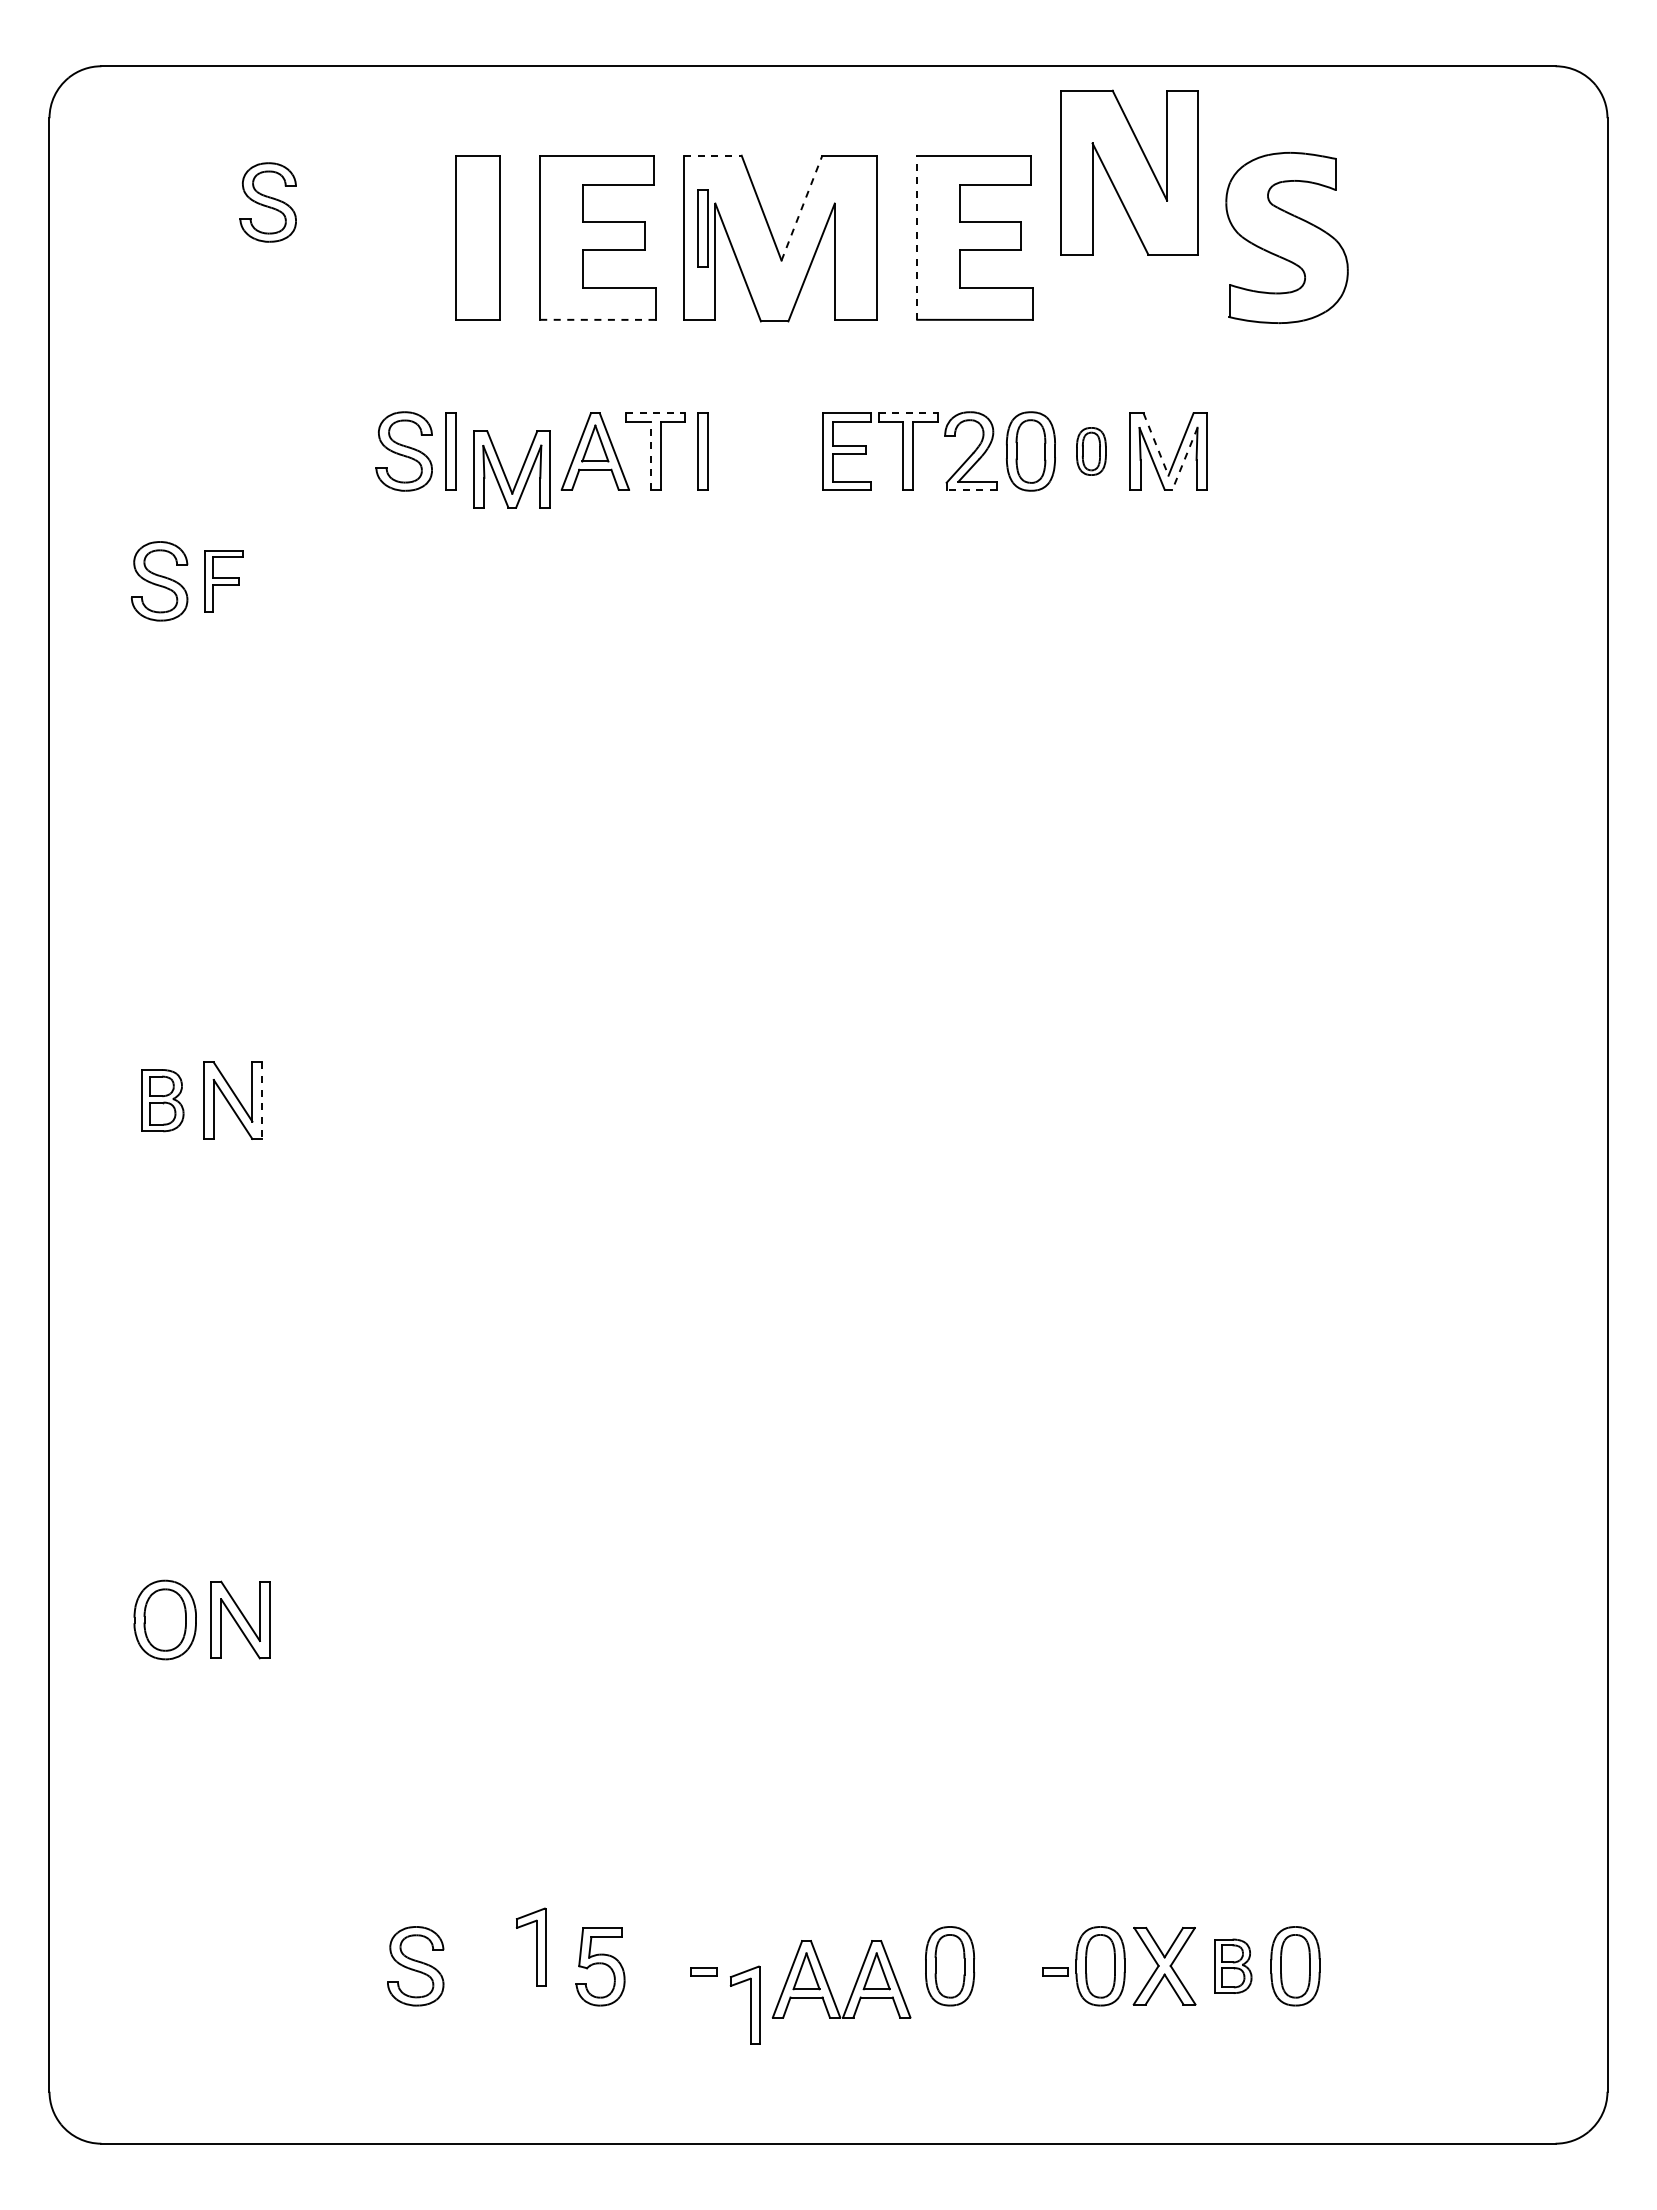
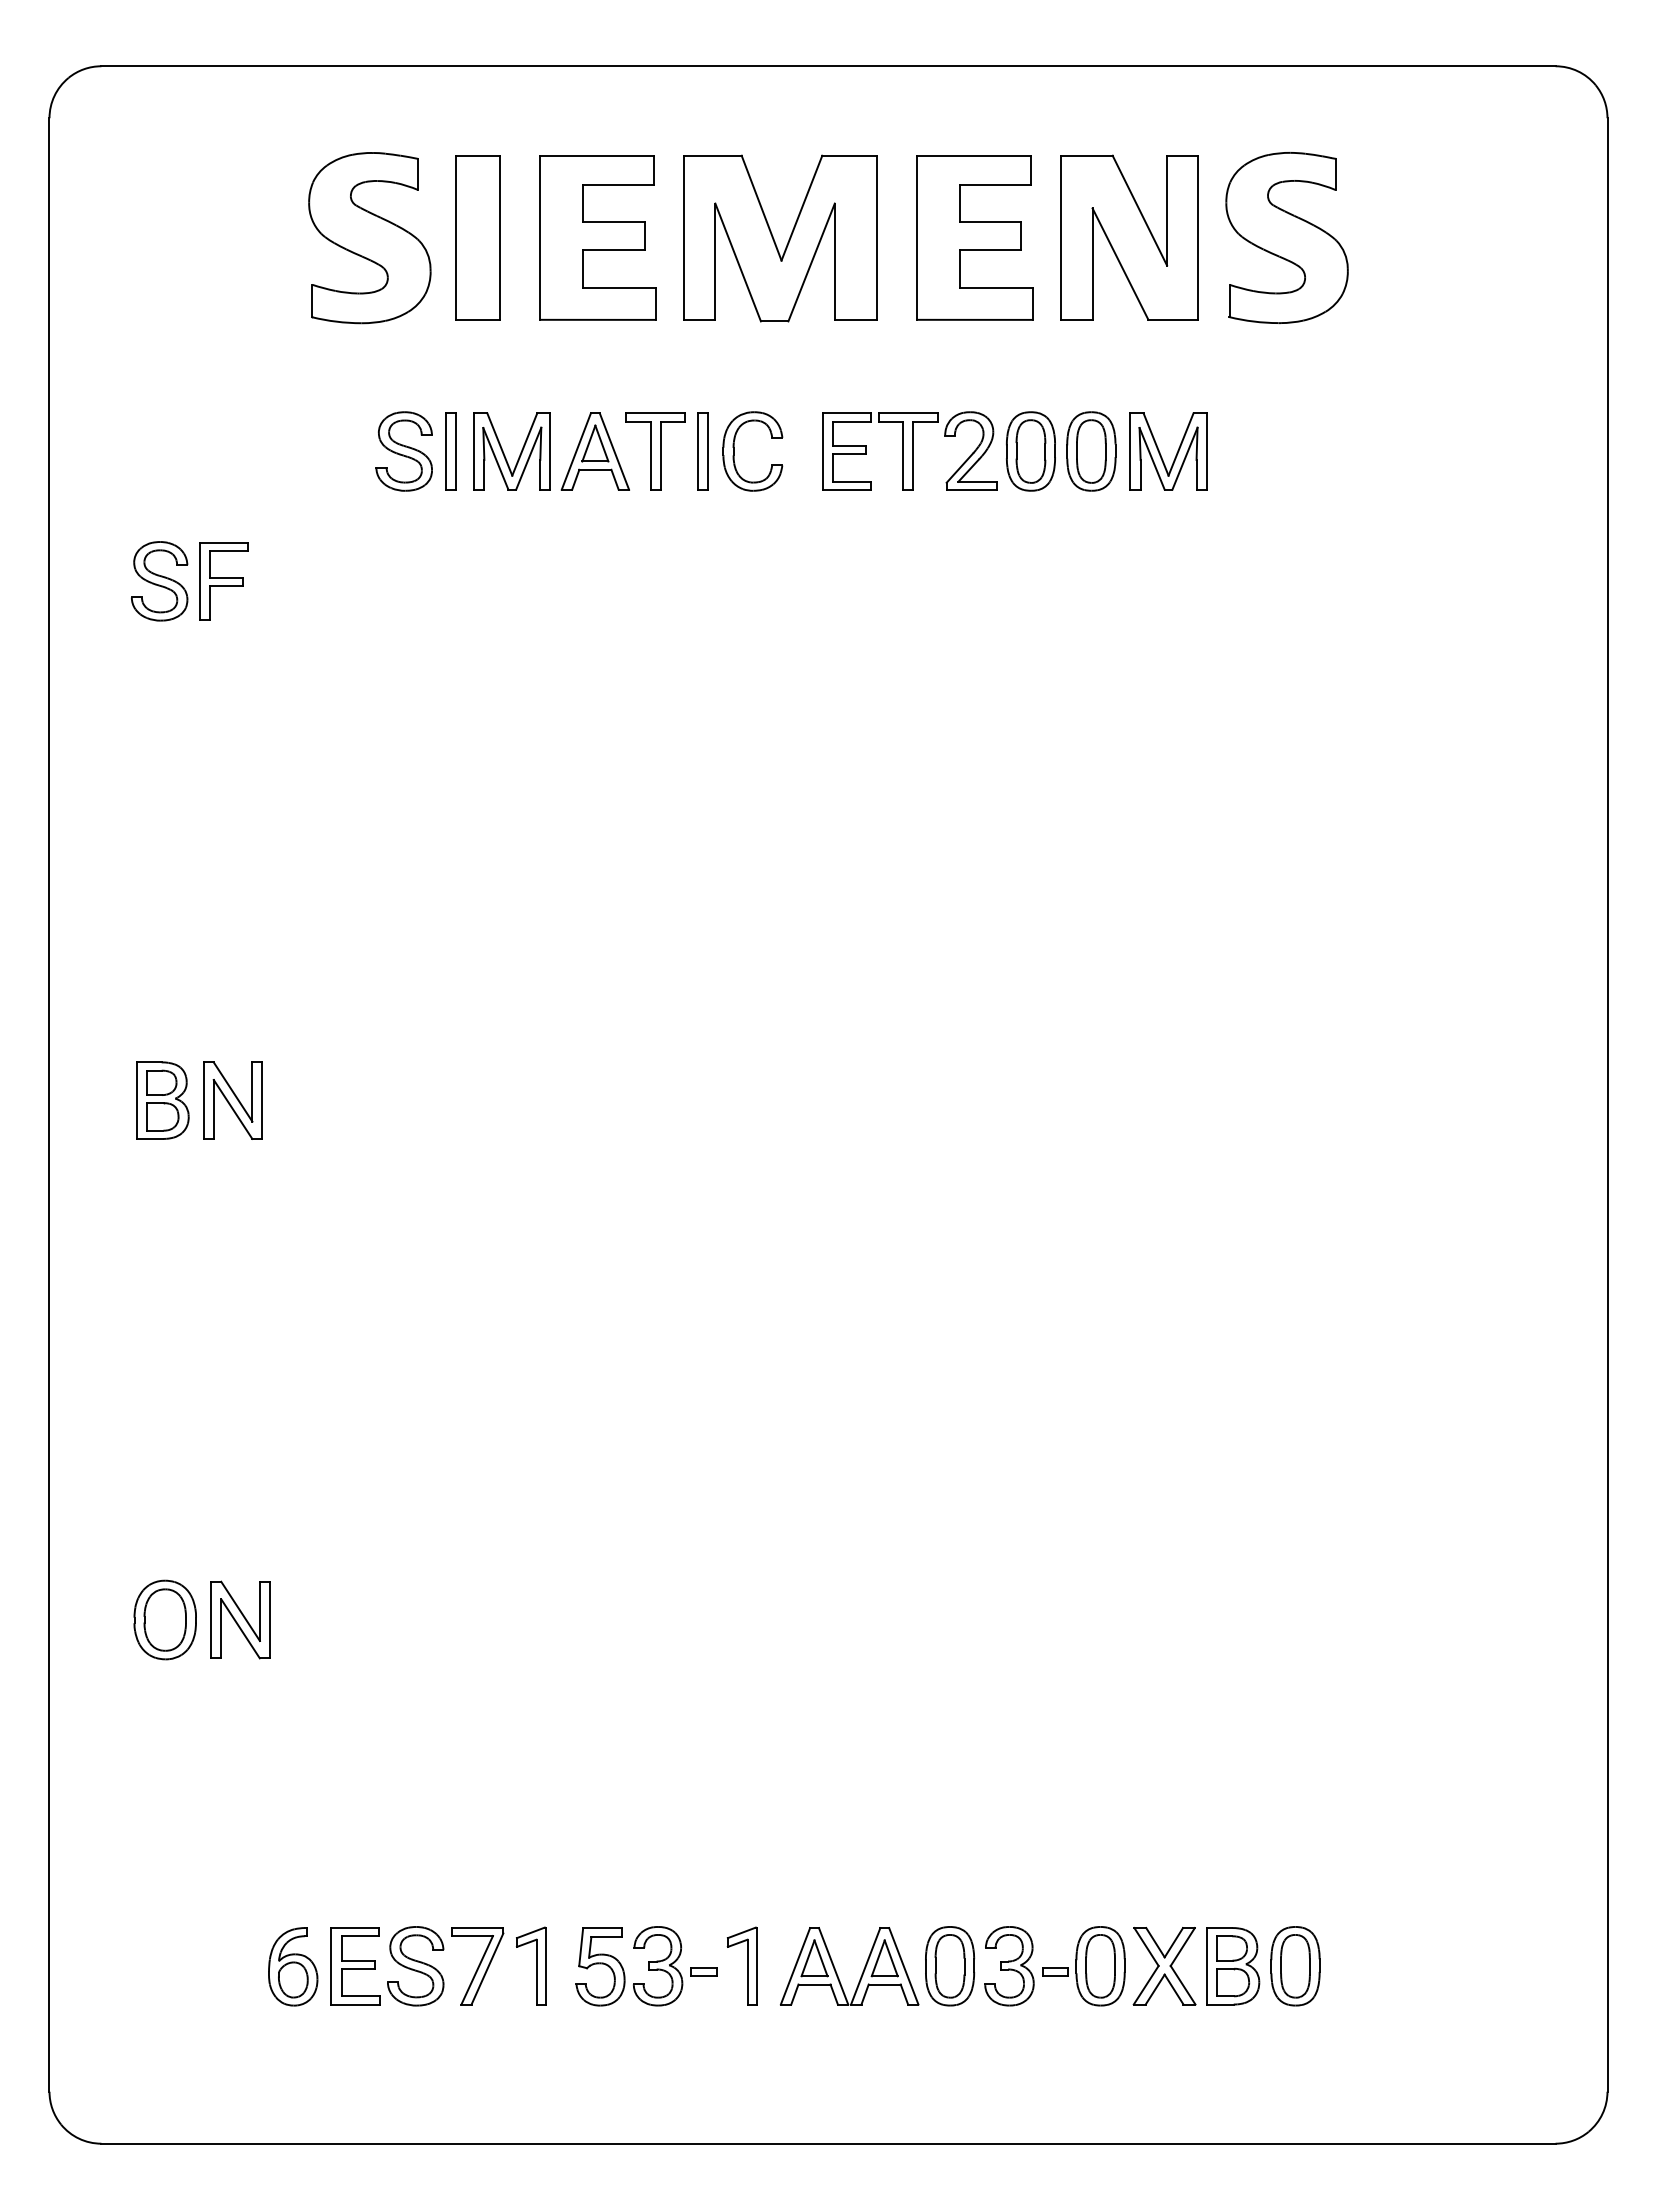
line: dashed -> solid (713, 155)
part position: (1129, 172) -> (1129, 237) (1129, 237)
part: present -> none (267, 202)
line: dashed -> solid (802, 207)
part: present -> none (702, 228)
line: dashed -> solid (917, 237)
part: none -> present (369, 238)
line: dashed -> solid (597, 319)
line: dashed -> solid (655, 413)
line: dashed -> solid (908, 413)
line: dashed -> solid (1156, 444)
part: none -> present (734, 451)
part size: 31x49 px -> 51x81 px (1091, 451)
line: dashed -> solid (650, 455)
line: dashed -> solid (1184, 459)
part position: (505, 473) -> (505, 455) (505, 455)
line: dashed -> solid (971, 489)
part size: 40x63 px -> 50x79 px (223, 581)
part size: 44x64 px -> 54x79 px (162, 1100)
line: dashed -> solid (262, 1101)
part position: (531, 1946) -> (531, 1965) (531, 1965)
part size: 39x56 px -> 55x79 px (1233, 1966)
part: none -> present (293, 1966)
part: none -> present (355, 1966)
part: none -> present (477, 1966)
part: none -> present (658, 1966)
part: none -> present (1009, 1966)
part position: (828, 1983) -> (836, 1970) (836, 1970)
part position: (744, 2004) -> (741, 1965) (741, 1965)
